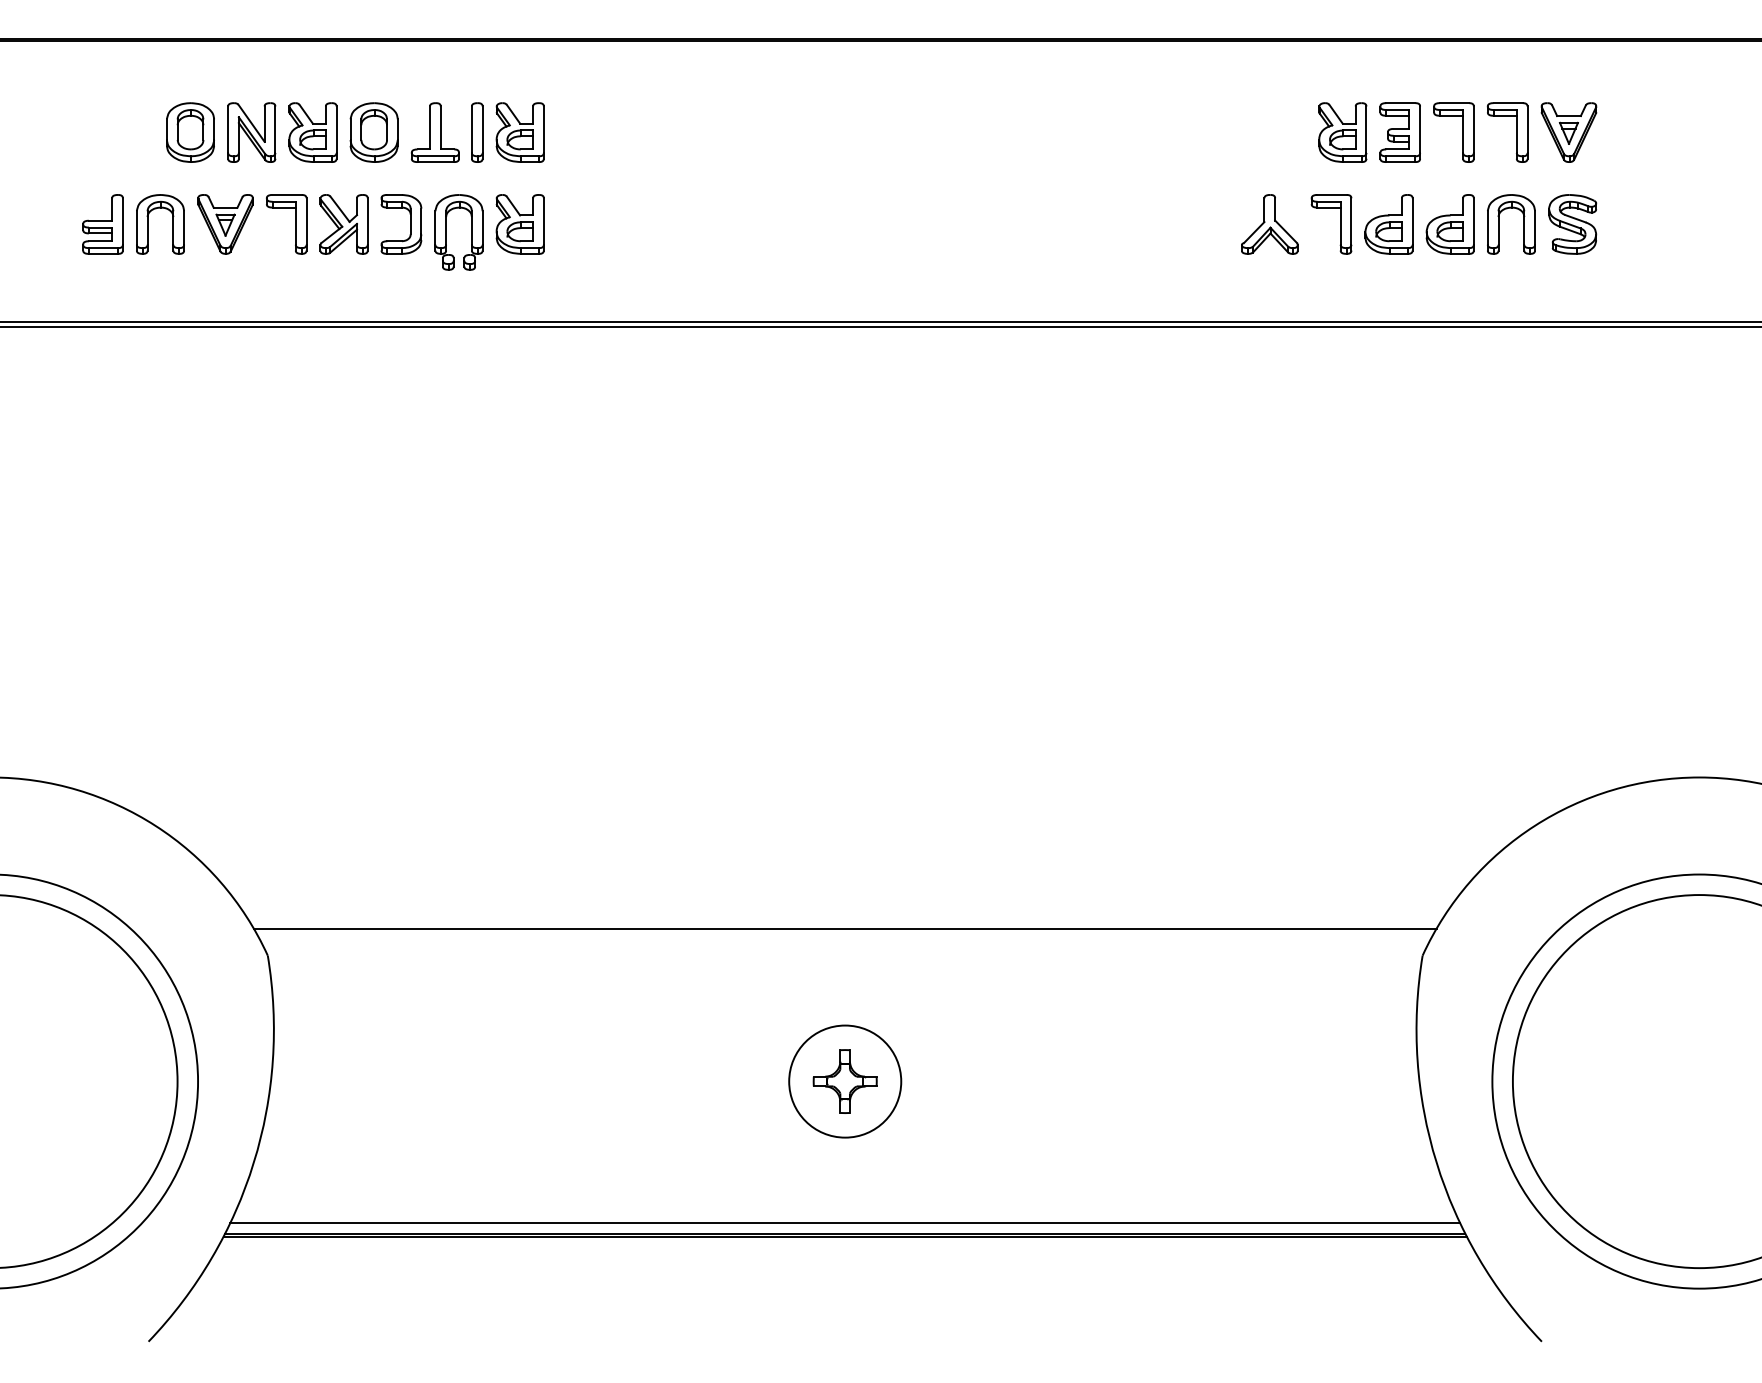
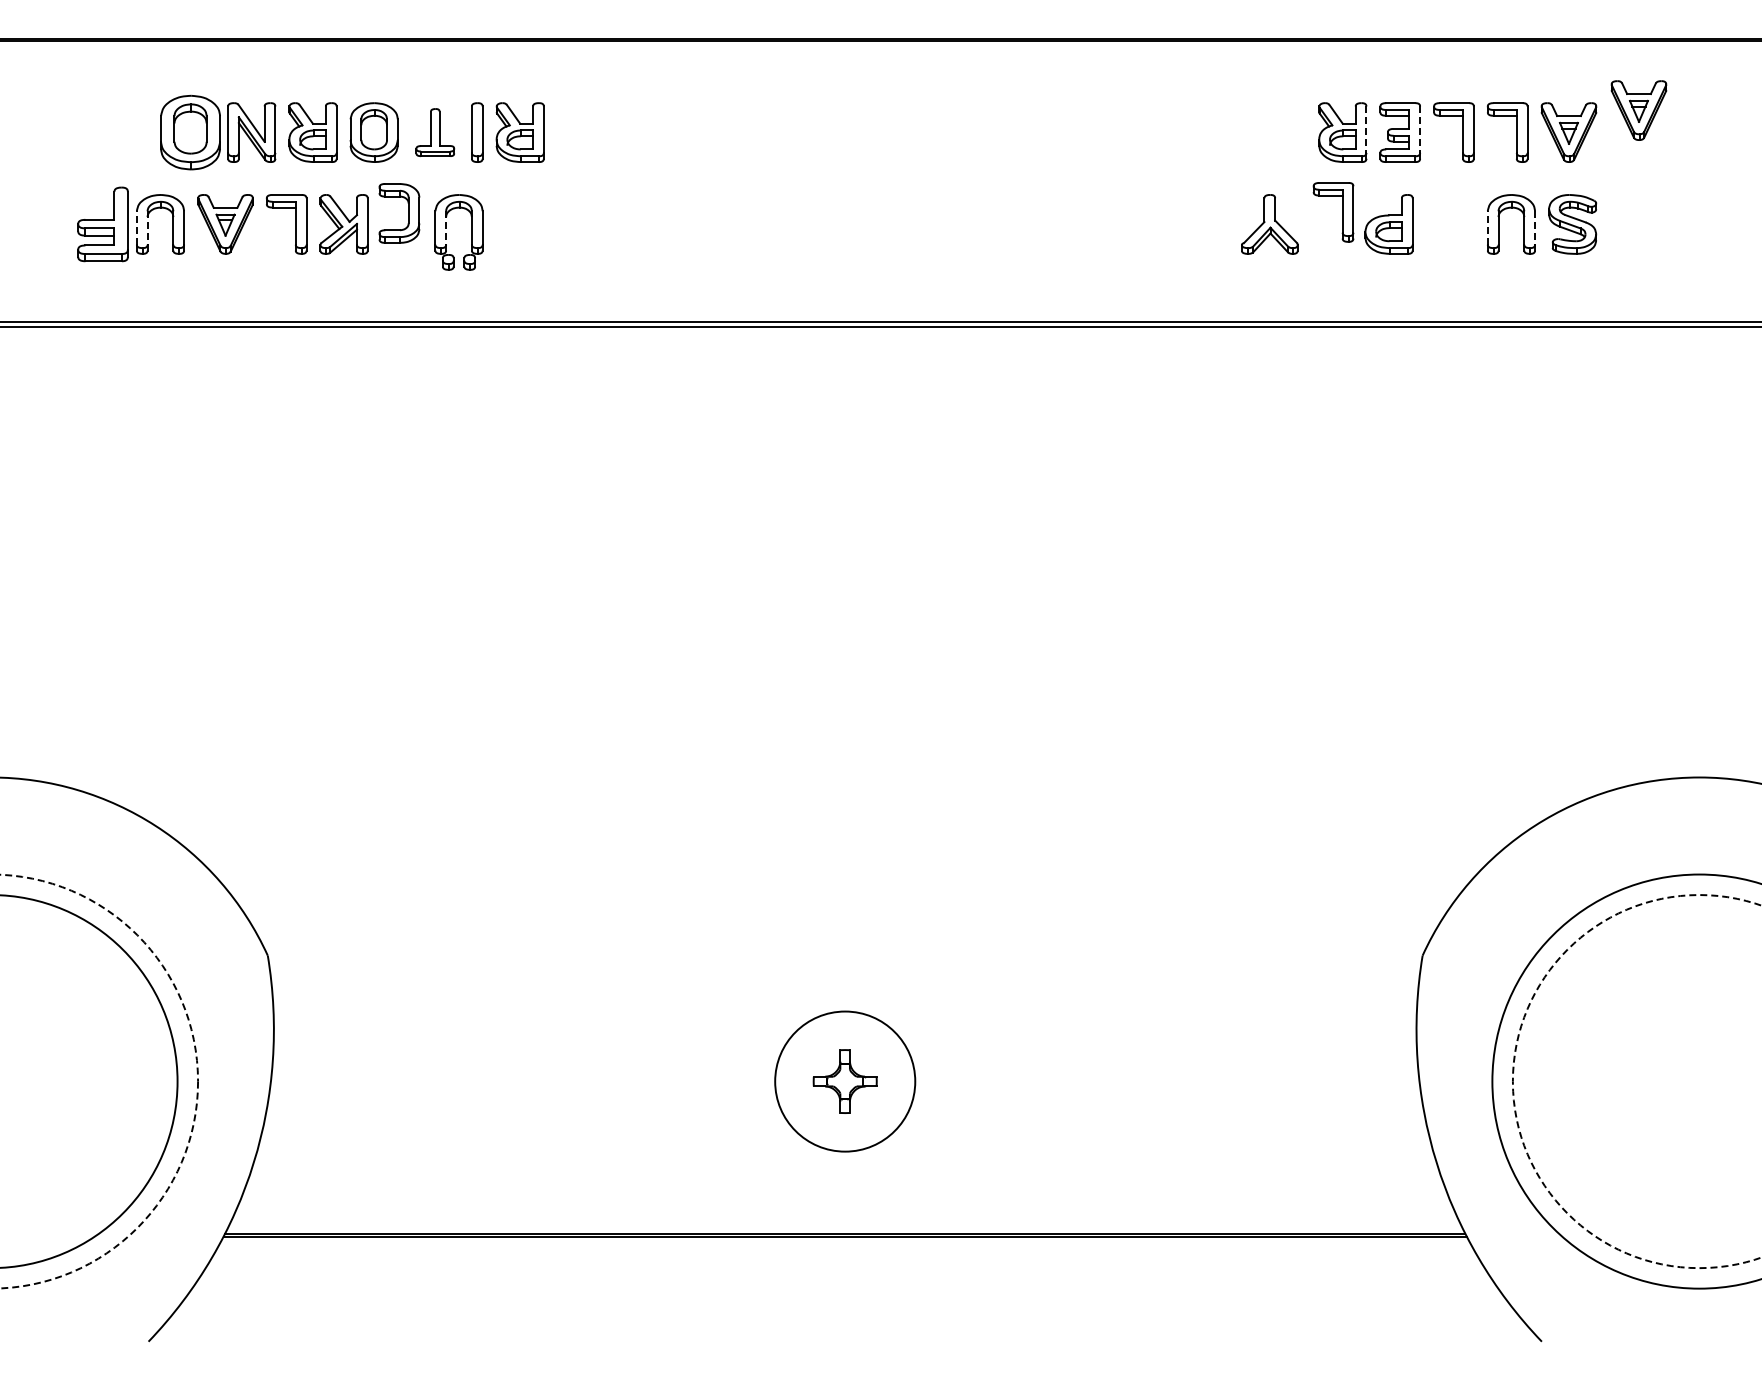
part: none -> present (1638, 110)
line: solid -> dashed (1366, 130)
line: solid -> dashed (1420, 130)
part size: 49x61 px -> 61x77 px (190, 132)
part size: 50x61 px -> 41x49 px (435, 132)
part size: 42x61 px -> 52x77 px (102, 224)
part position: (410, 224) -> (408, 213) (408, 213)
part: present -> none (519, 224)
part position: (1340, 224) -> (1342, 212) (1342, 212)
part: present -> none (1449, 224)
line: solid -> dashed (136, 227)
line: solid -> dashed (1487, 227)
line: solid -> dashed (1535, 227)
line: solid -> dashed (147, 228)
line: solid -> dashed (446, 228)
line: present -> none (844, 928)
circle: solid -> dashed (99, 1081)
circle diameter: 112 px -> 140 px (845, 1081)
circle: solid -> dashed (1636, 1081)
line: present -> none (845, 1222)
